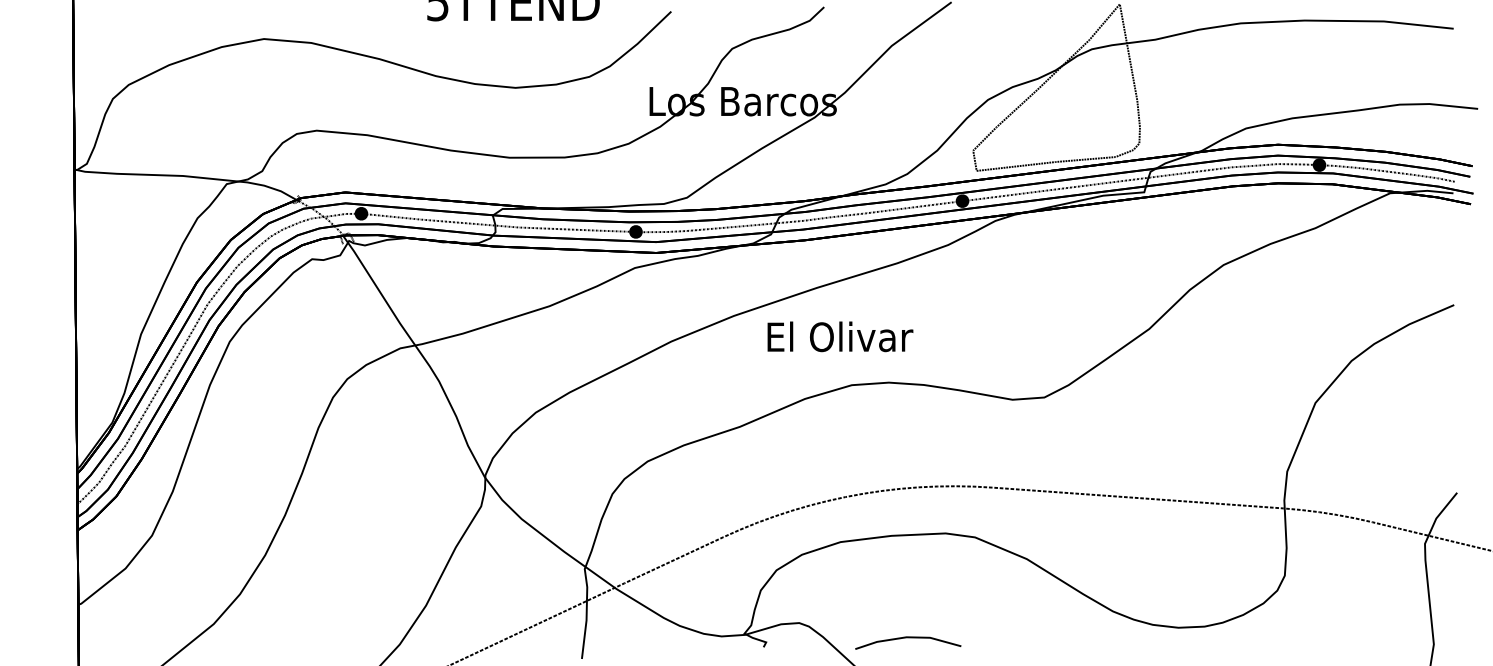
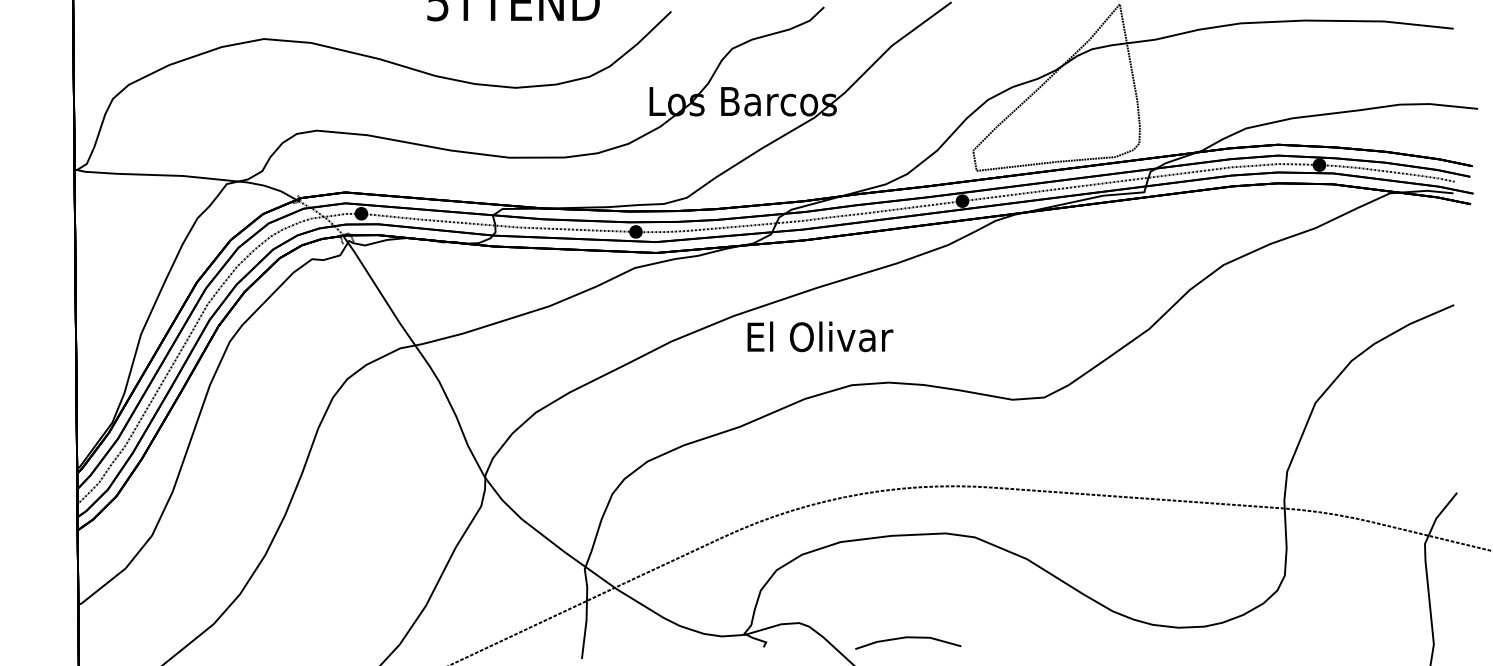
text position: (840, 336) -> (820, 336) (820, 336)
